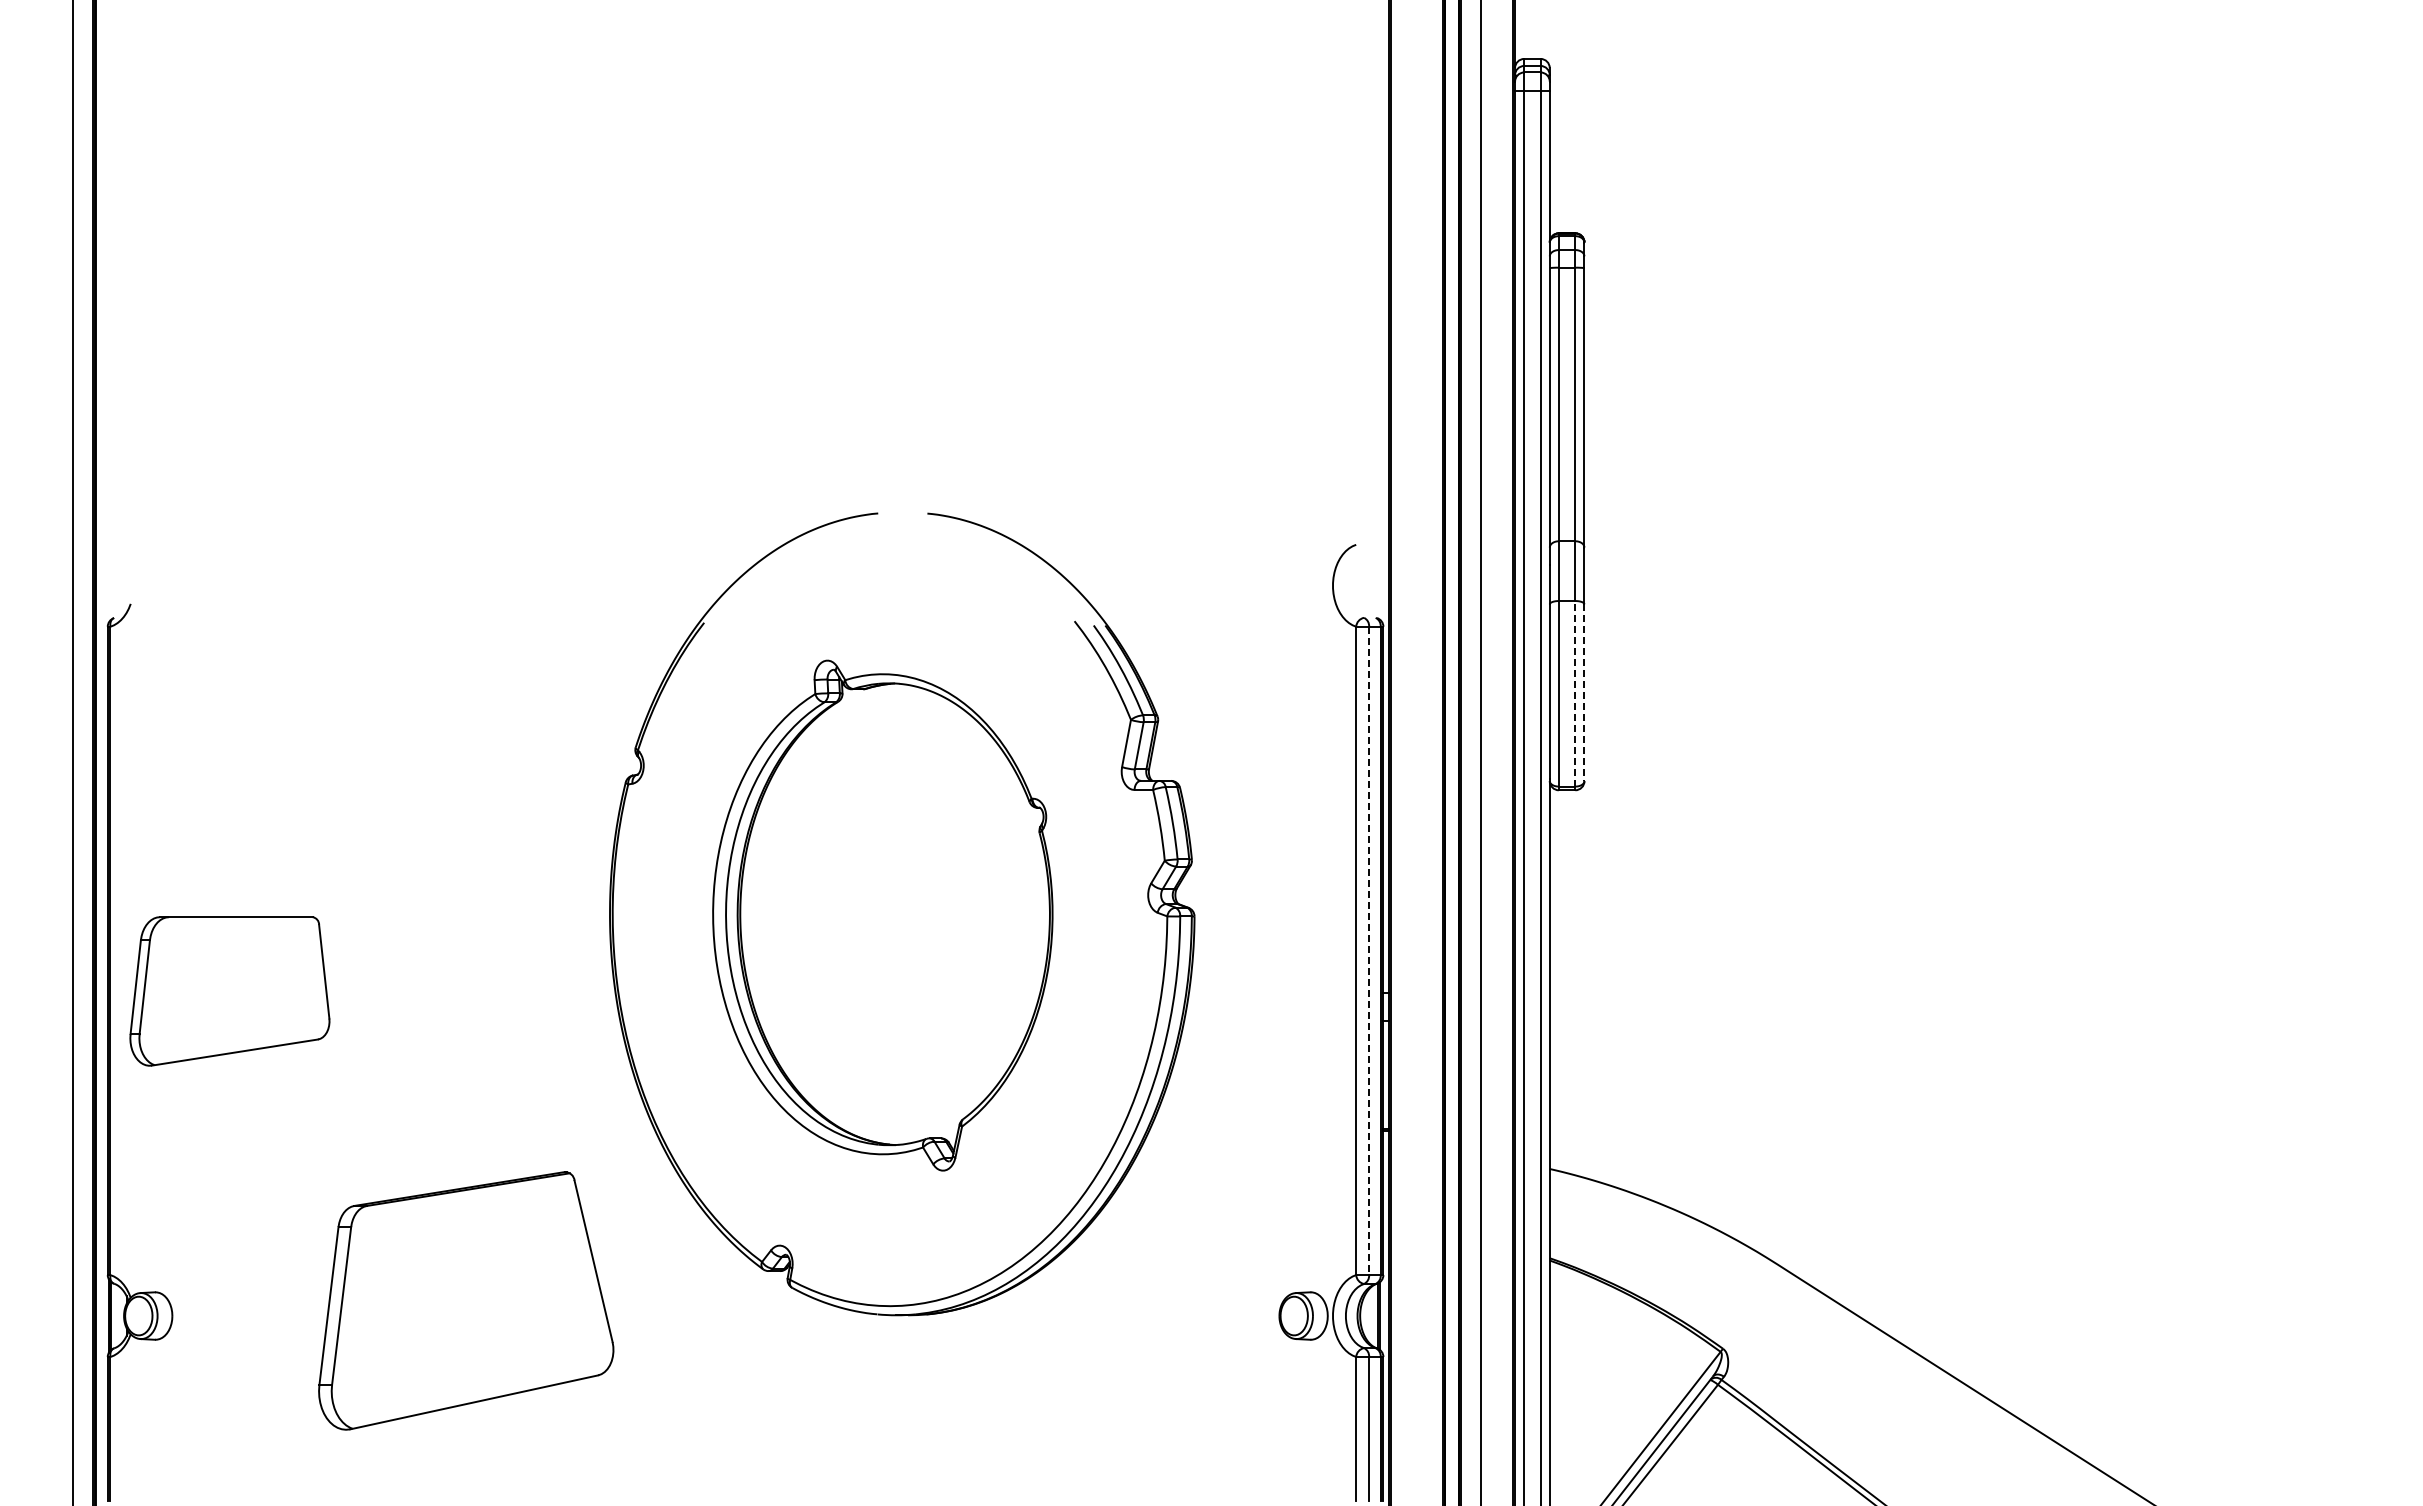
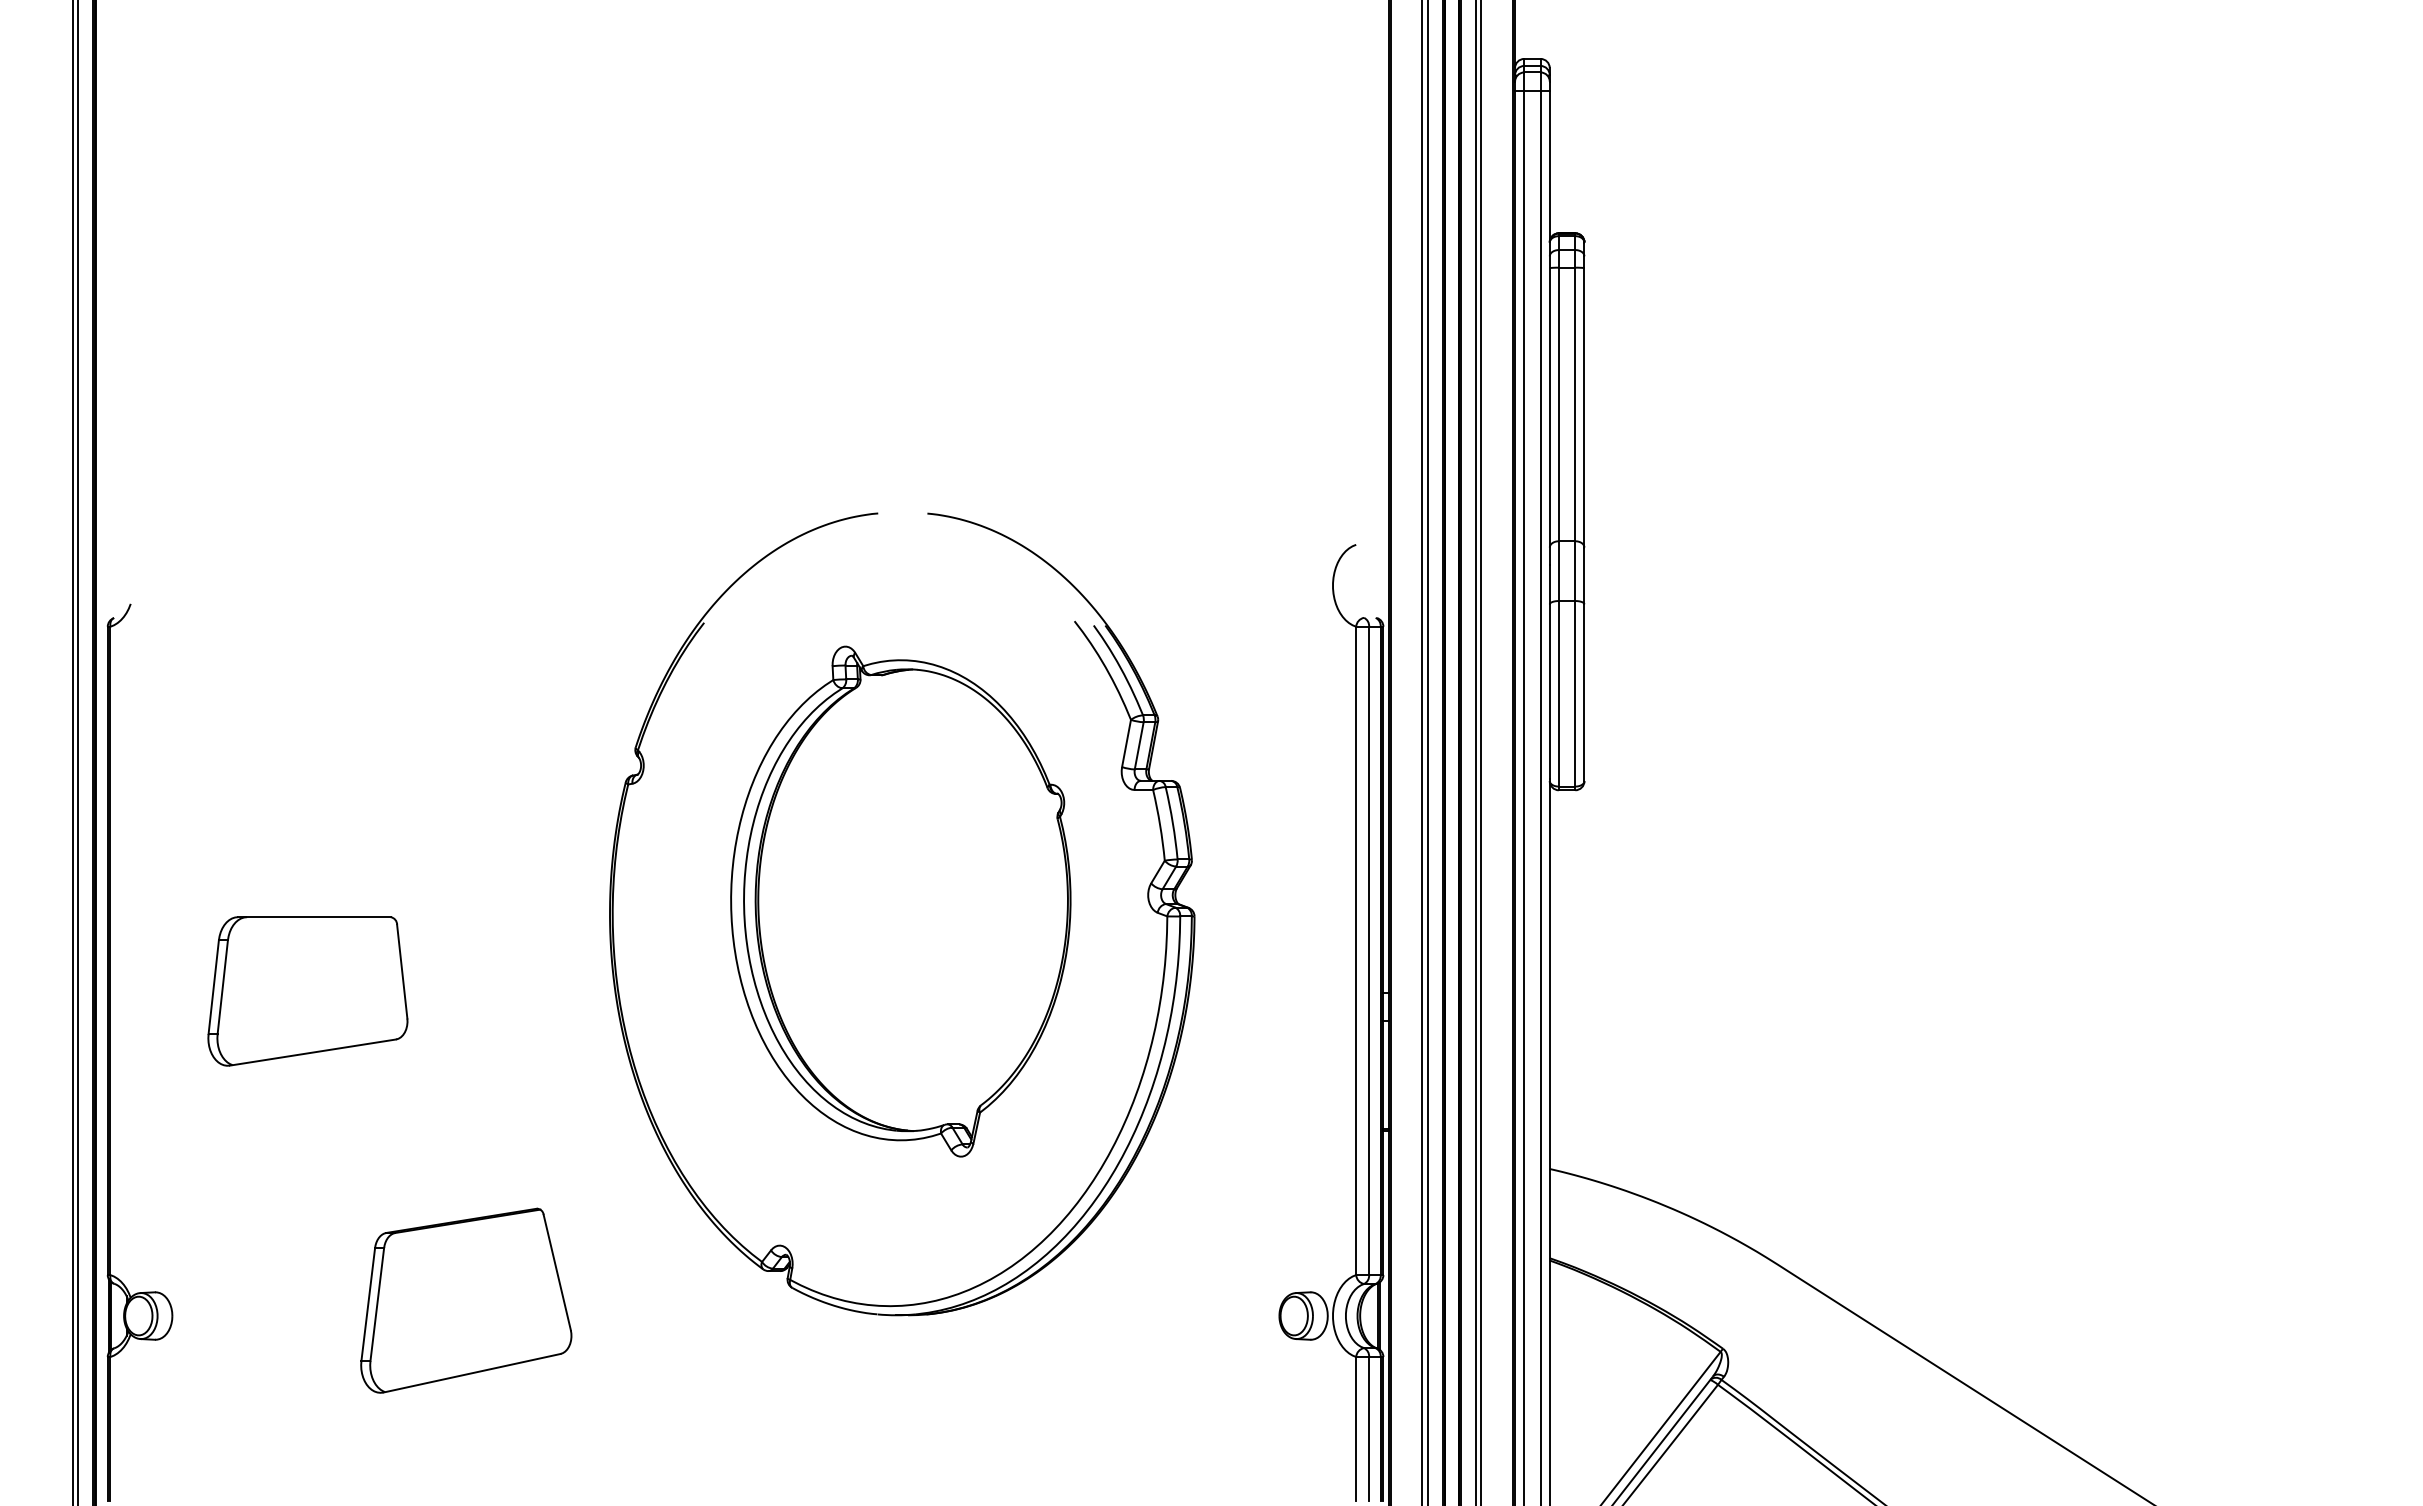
line: dashed -> solid (1575, 693)
line: dashed -> solid (1584, 693)
line: none -> present (77, 752)
line: none -> present (1422, 752)
line: none -> present (1427, 752)
line: none -> present (1476, 752)
part position: (882, 915) -> (900, 901) (900, 901)
line: dashed -> solid (1369, 951)
part position: (229, 991) -> (307, 991) (307, 991)
part size: 297x260 px -> 213x187 px (466, 1300)
